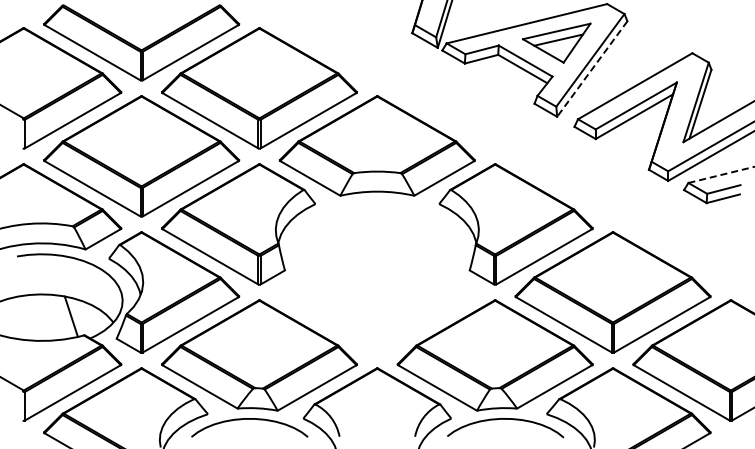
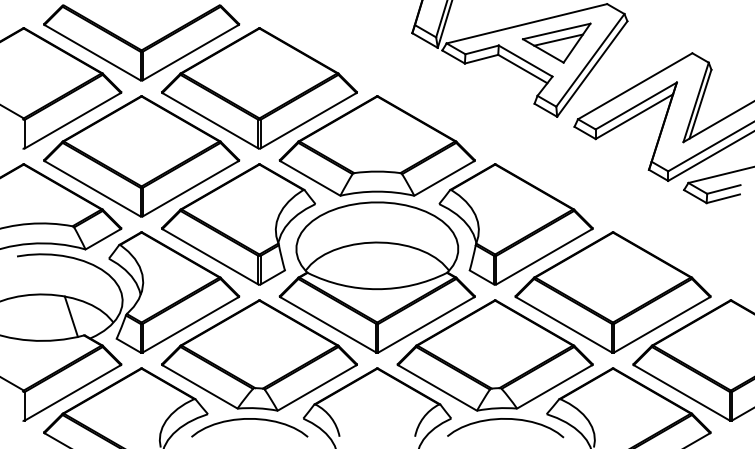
line: dashed -> solid (592, 69)
line: dashed -> solid (721, 174)
part: none -> present (376, 277)
